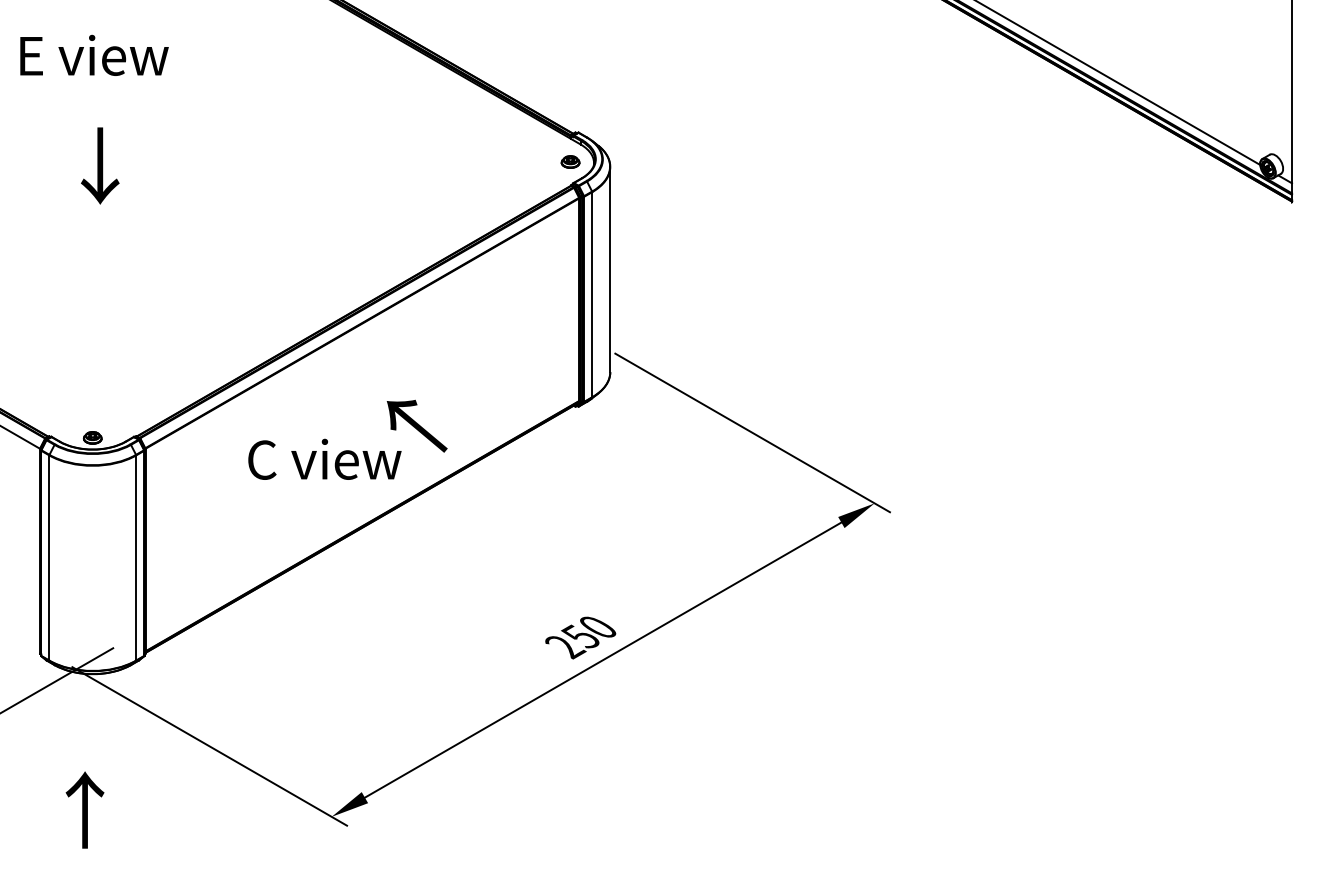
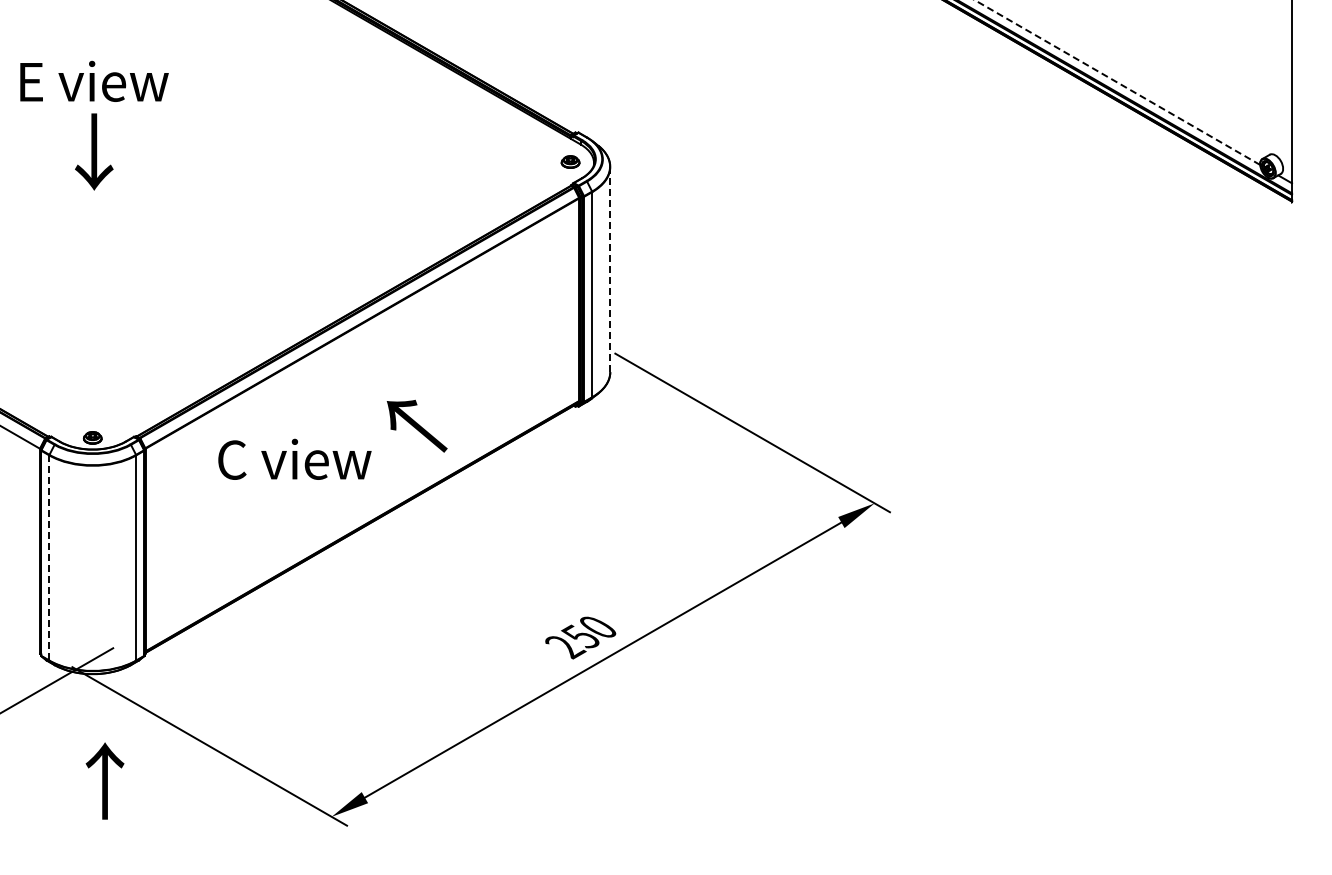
text position: (94, 54) -> (94, 80) (94, 80)
line: solid -> dashed (1117, 82)
text position: (100, 165) -> (94, 151) (94, 151)
line: solid -> dashed (610, 269)
text position: (324, 458) -> (294, 458) (294, 458)
line: solid -> dashed (49, 557)
text position: (84, 809) -> (104, 780) (104, 780)
